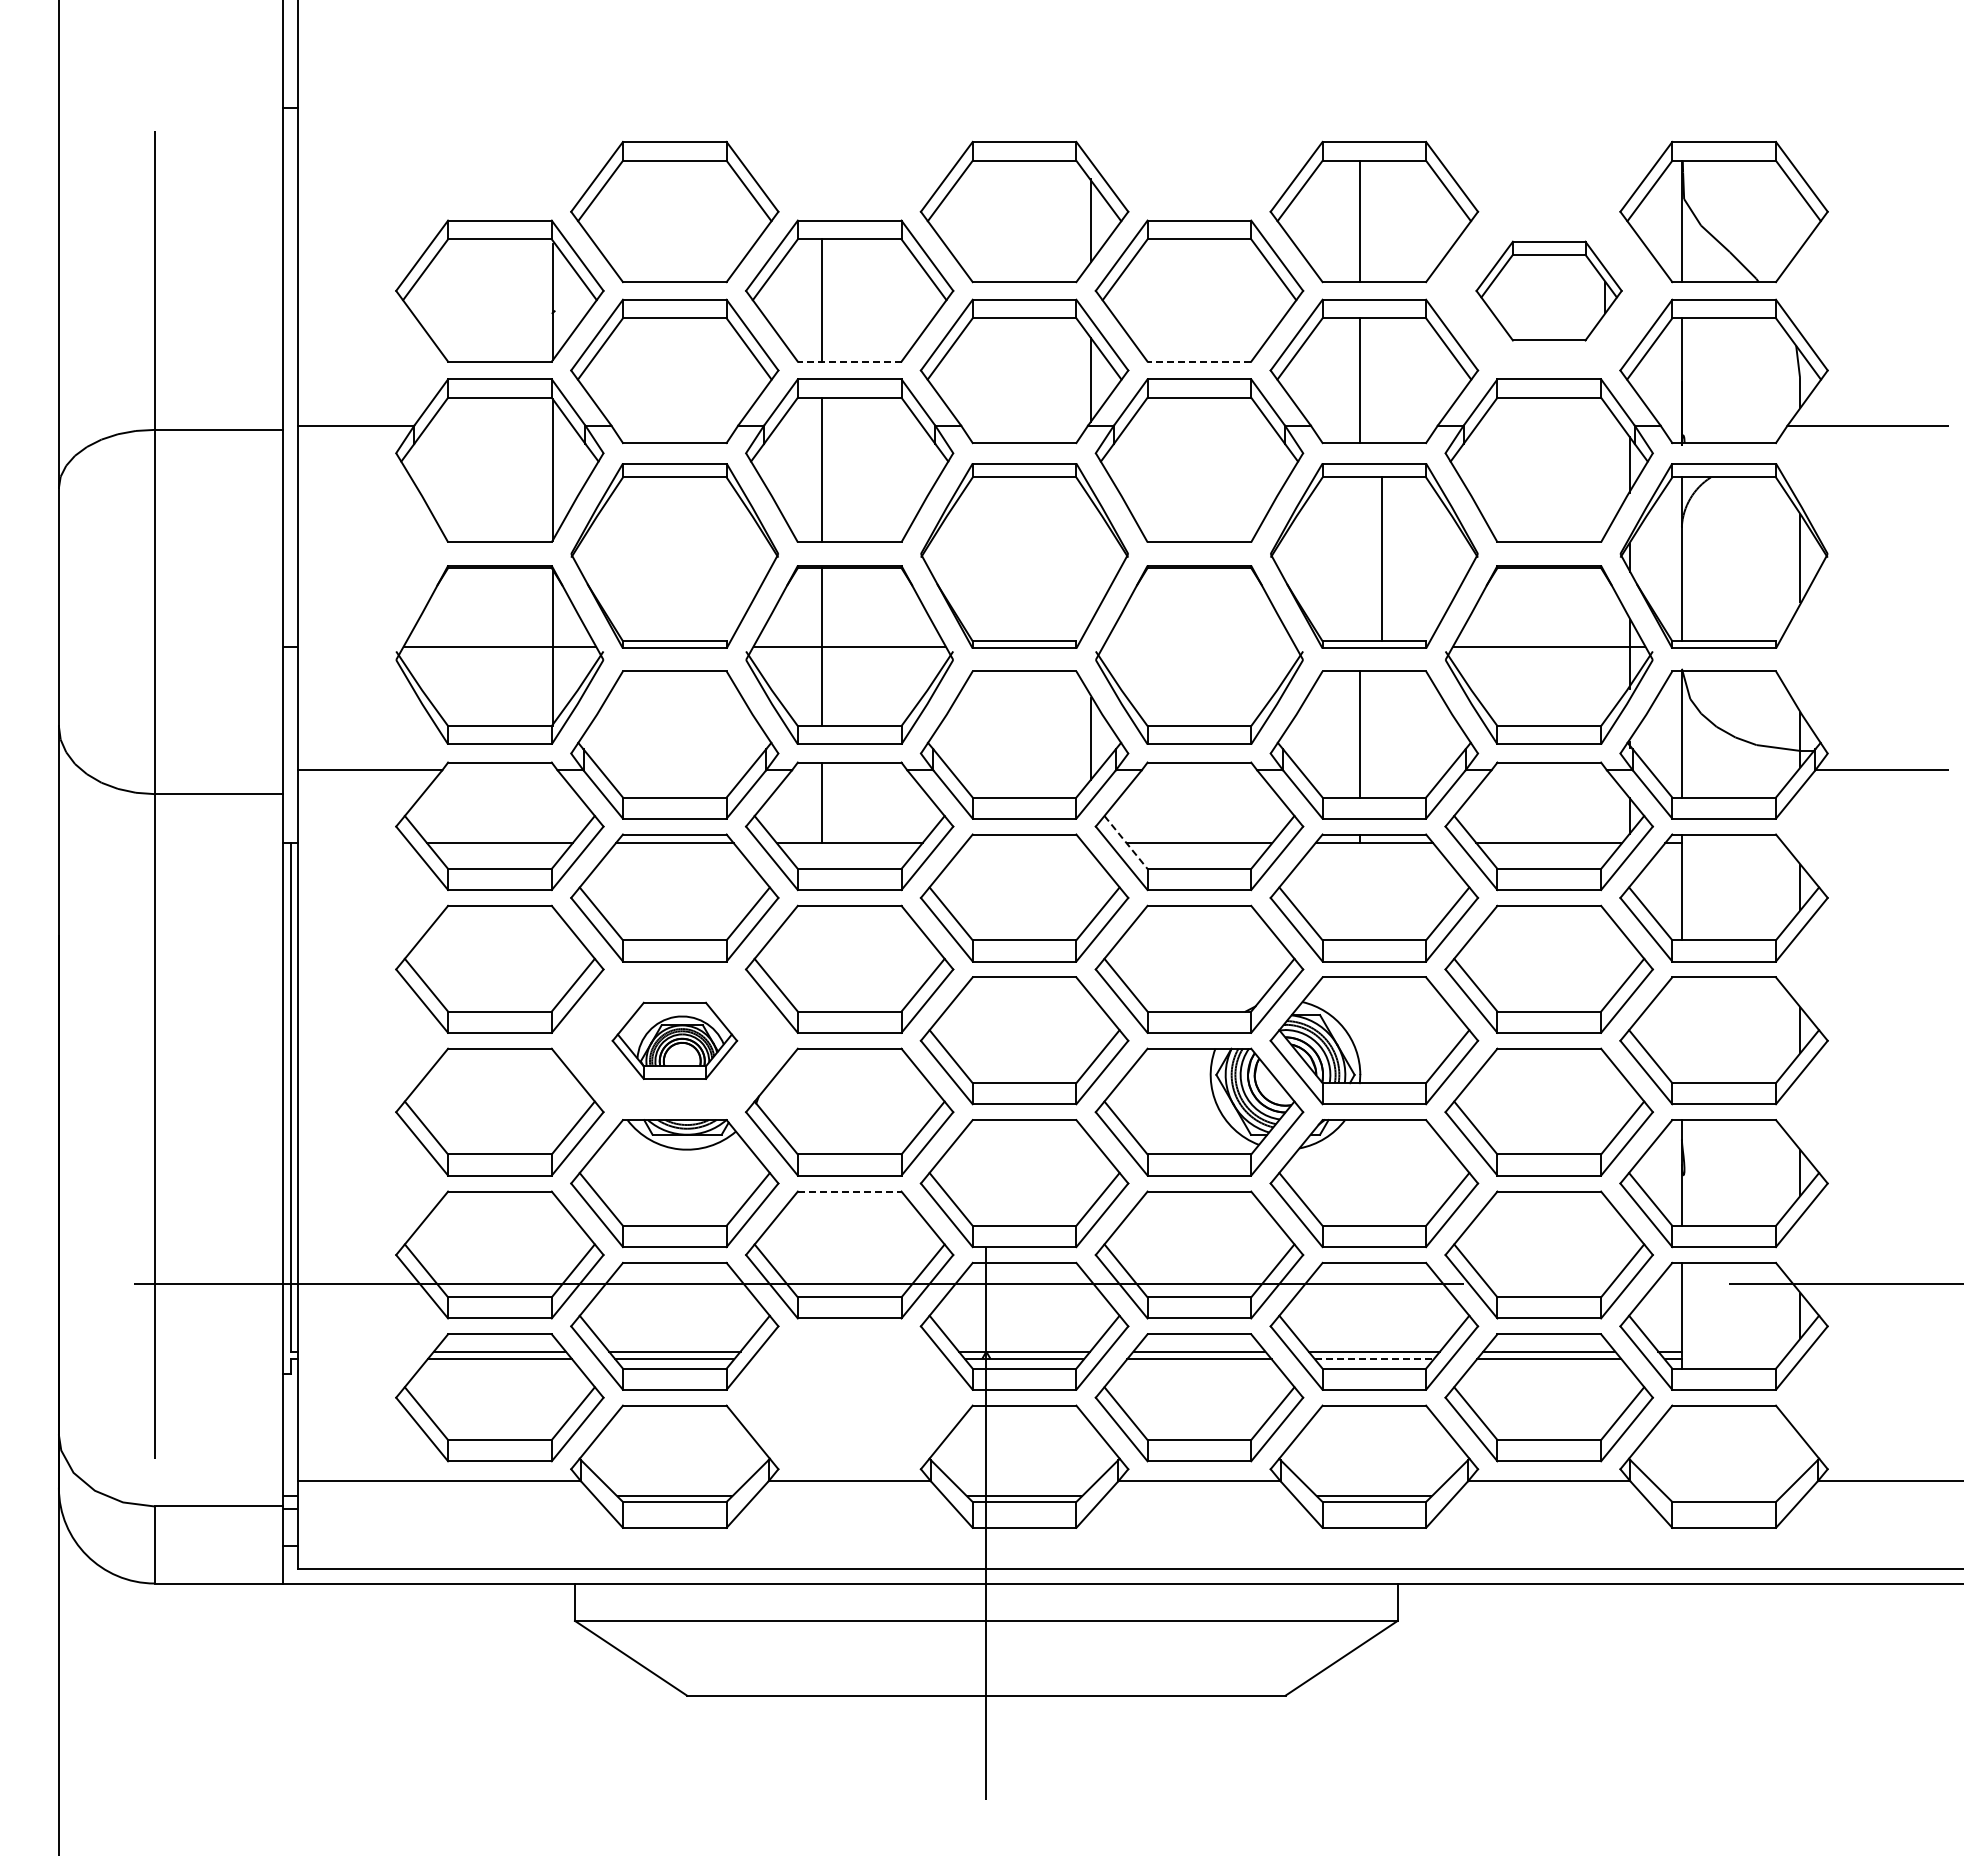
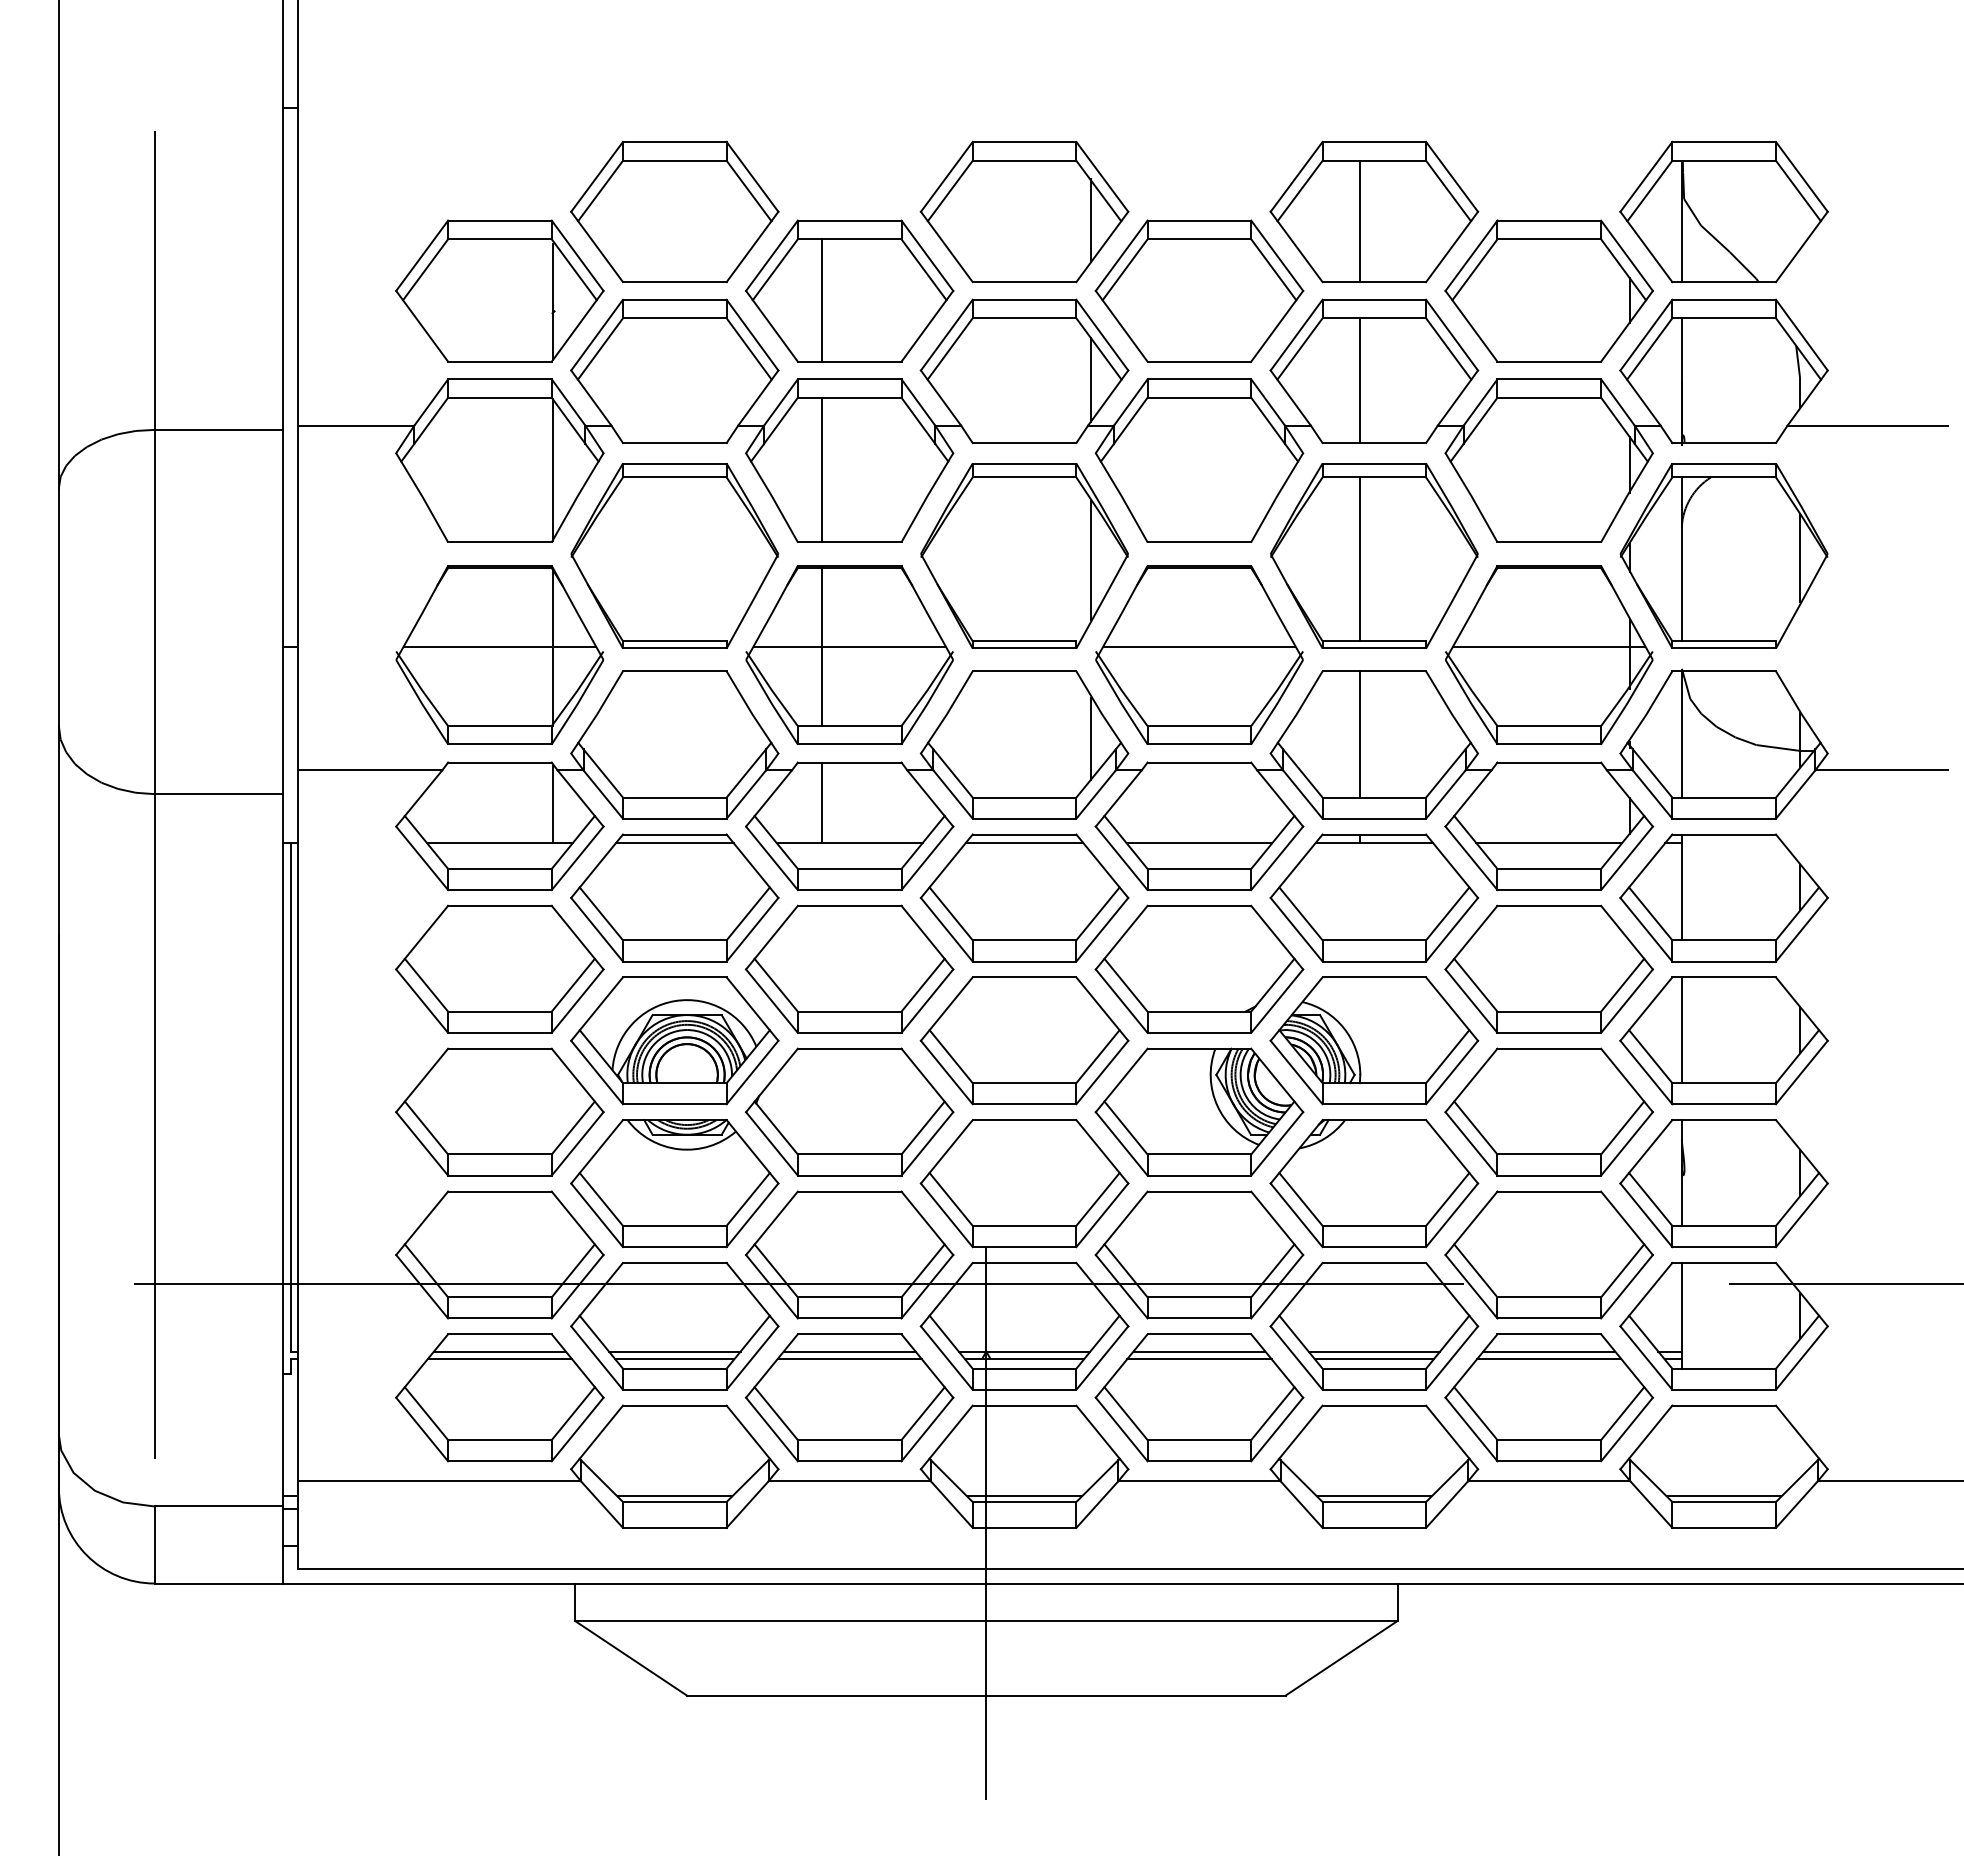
part size: 148x102 px -> 210x144 px (1548, 290)
line: dashed -> solid (849, 361)
line: dashed -> solid (1199, 361)
line: none -> present (1091, 559)
line position: (1382, 559) -> (1360, 559) (1360, 559)
line: none -> present (1199, 647)
line: none -> present (552, 804)
line: dashed -> solid (1126, 842)
line: none -> present (1024, 843)
line: none -> present (1681, 1030)
part size: 128x79 px -> 210x130 px (674, 1040)
line: dashed -> solid (849, 1191)
line: dashed -> solid (1374, 1359)
part: none -> present (849, 1397)
line: none -> present (1724, 1495)
